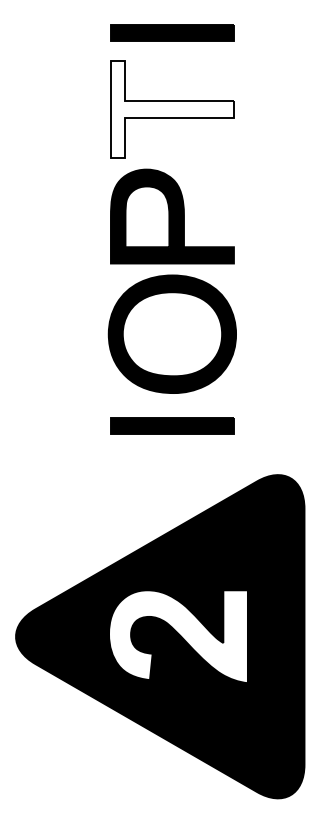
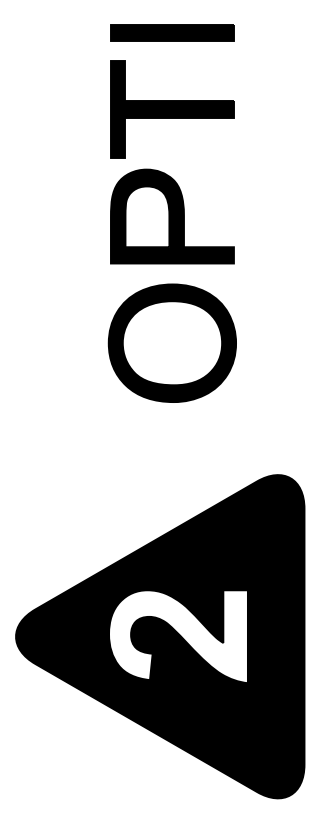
fill: none -> present (171, 109)
part position: (171, 333) -> (171, 342) (171, 342)
part: present -> none (172, 425)
